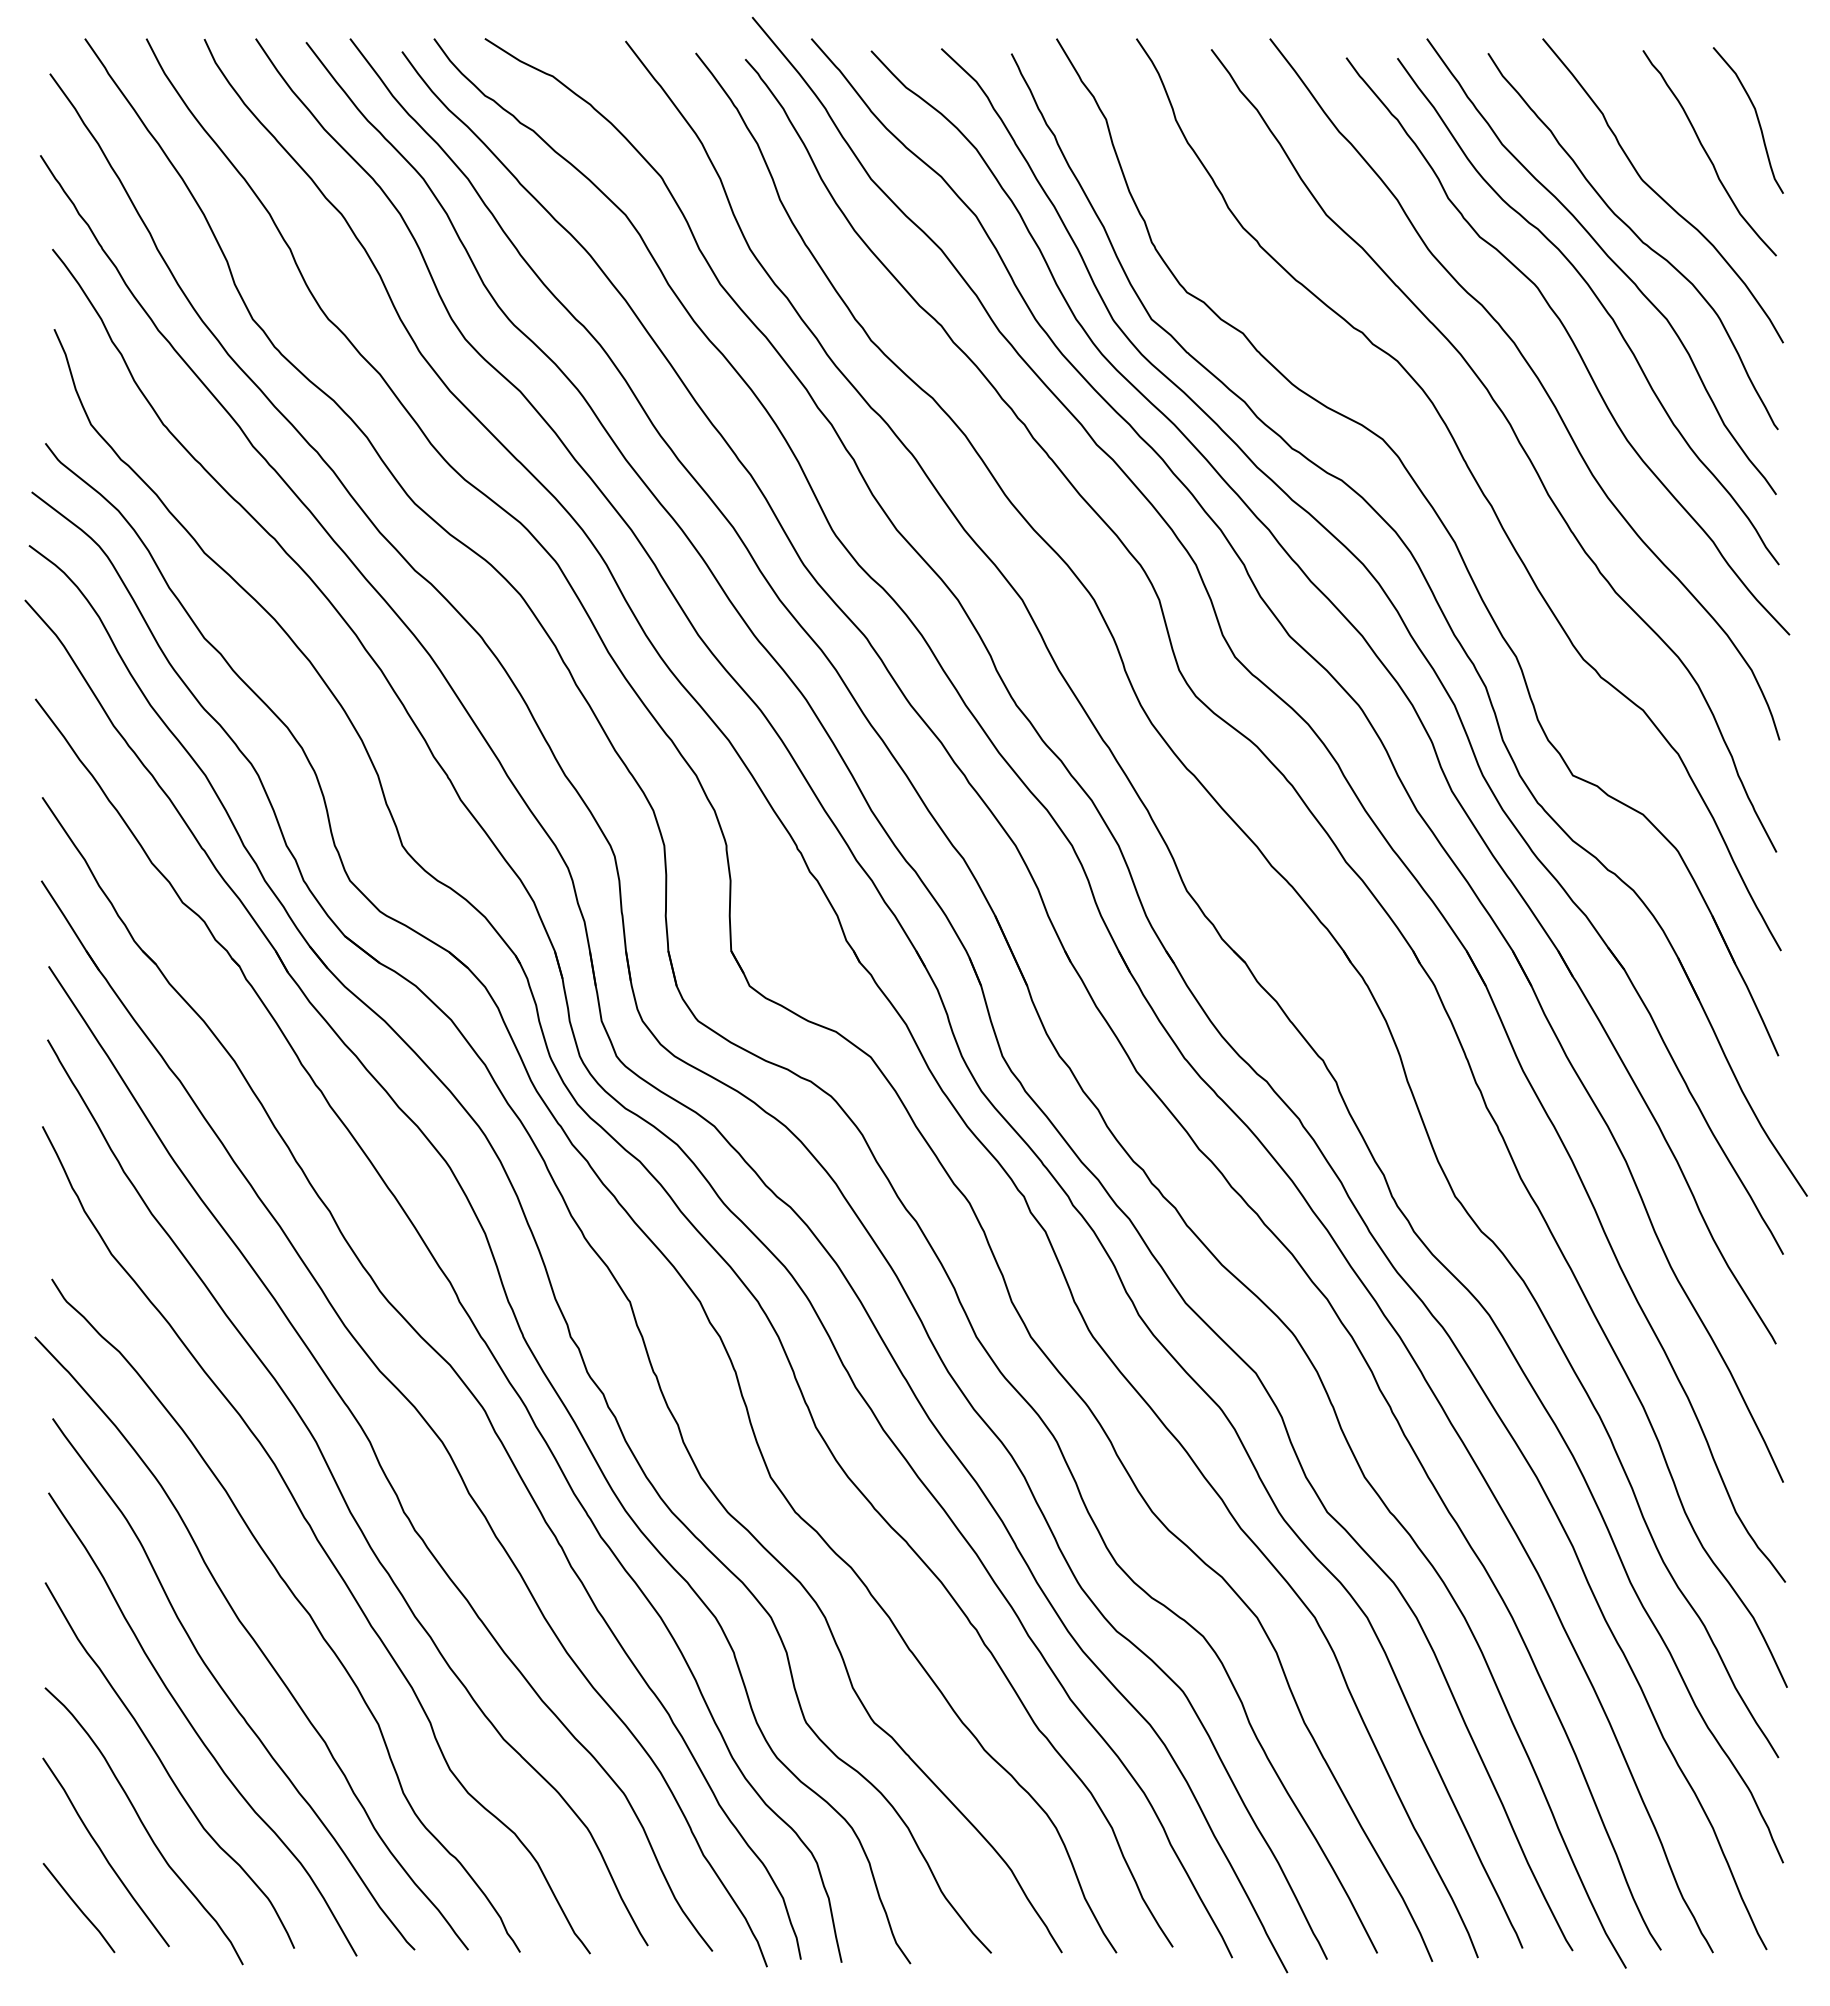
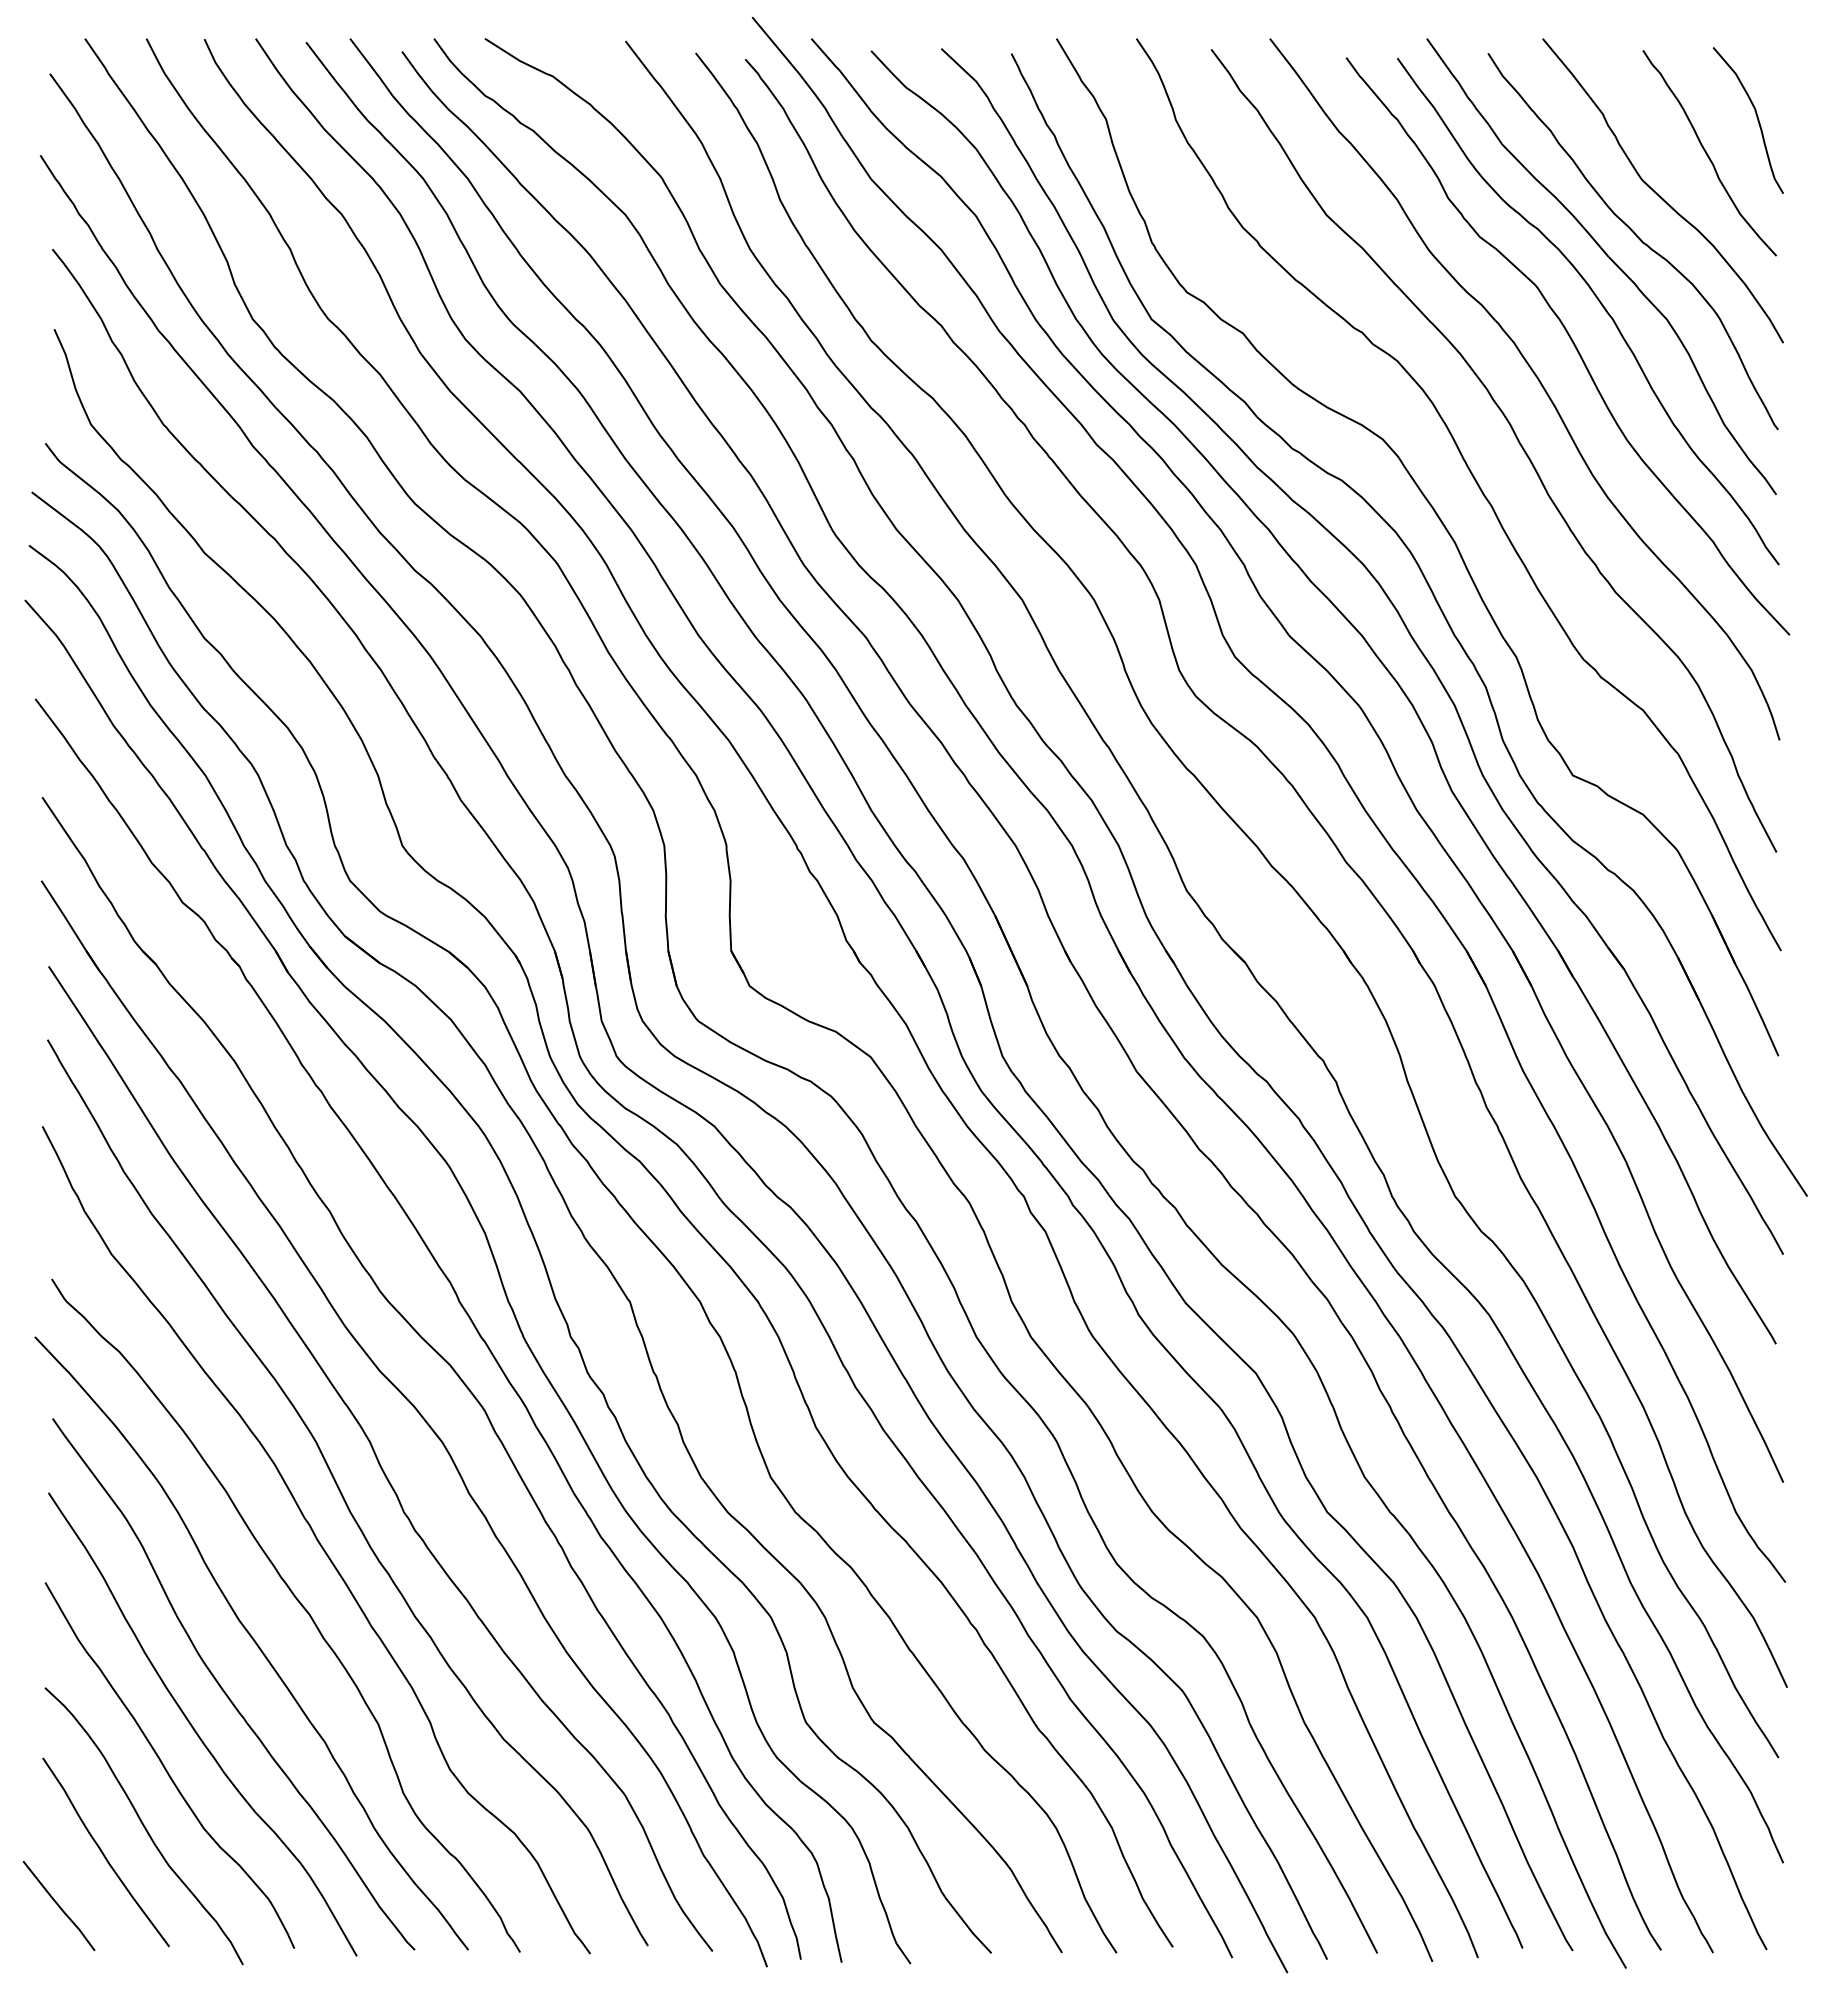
line position: (78, 1908) -> (58, 1906) (58, 1906)
